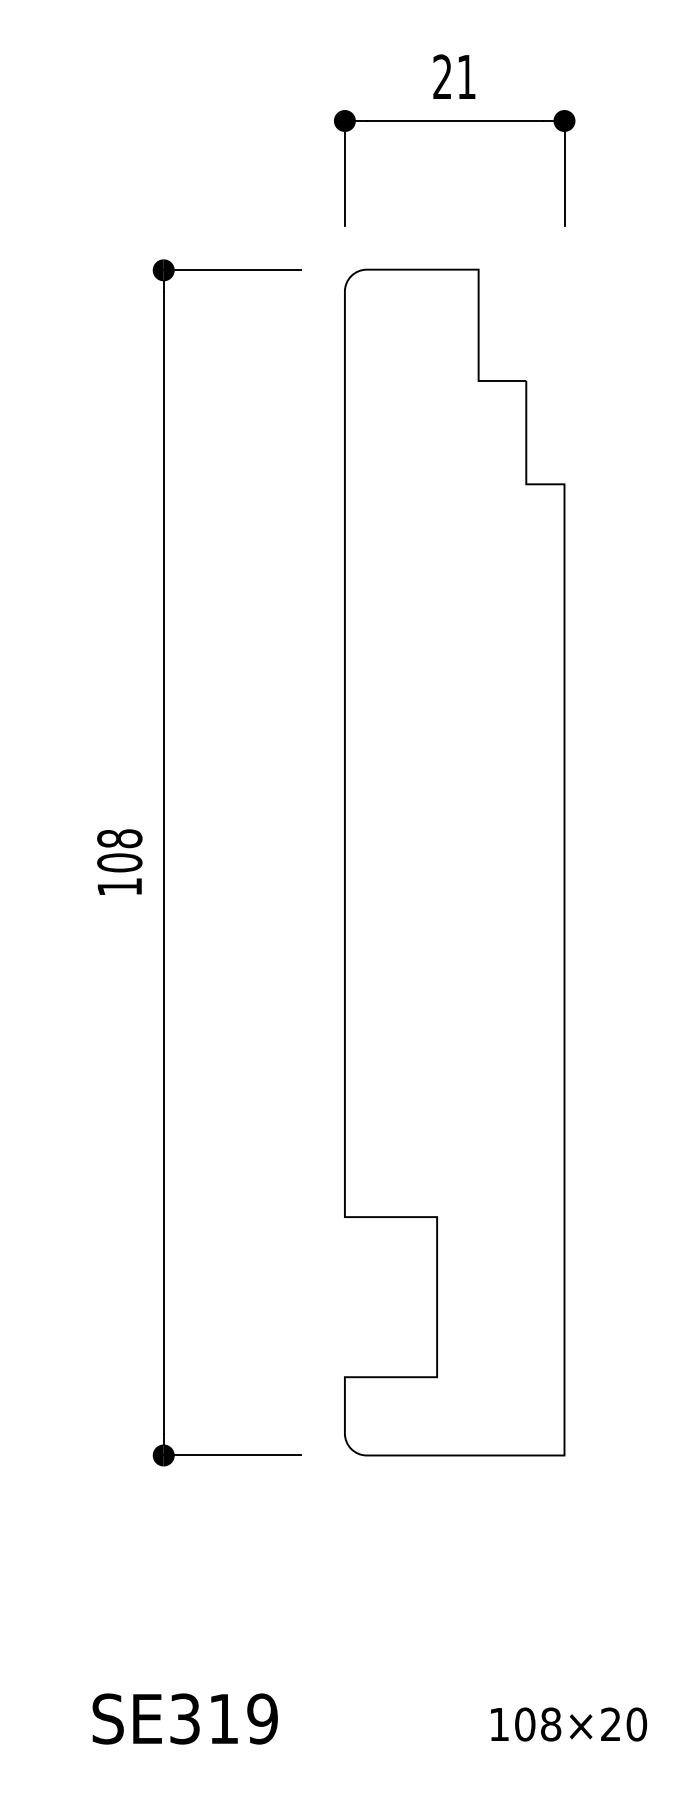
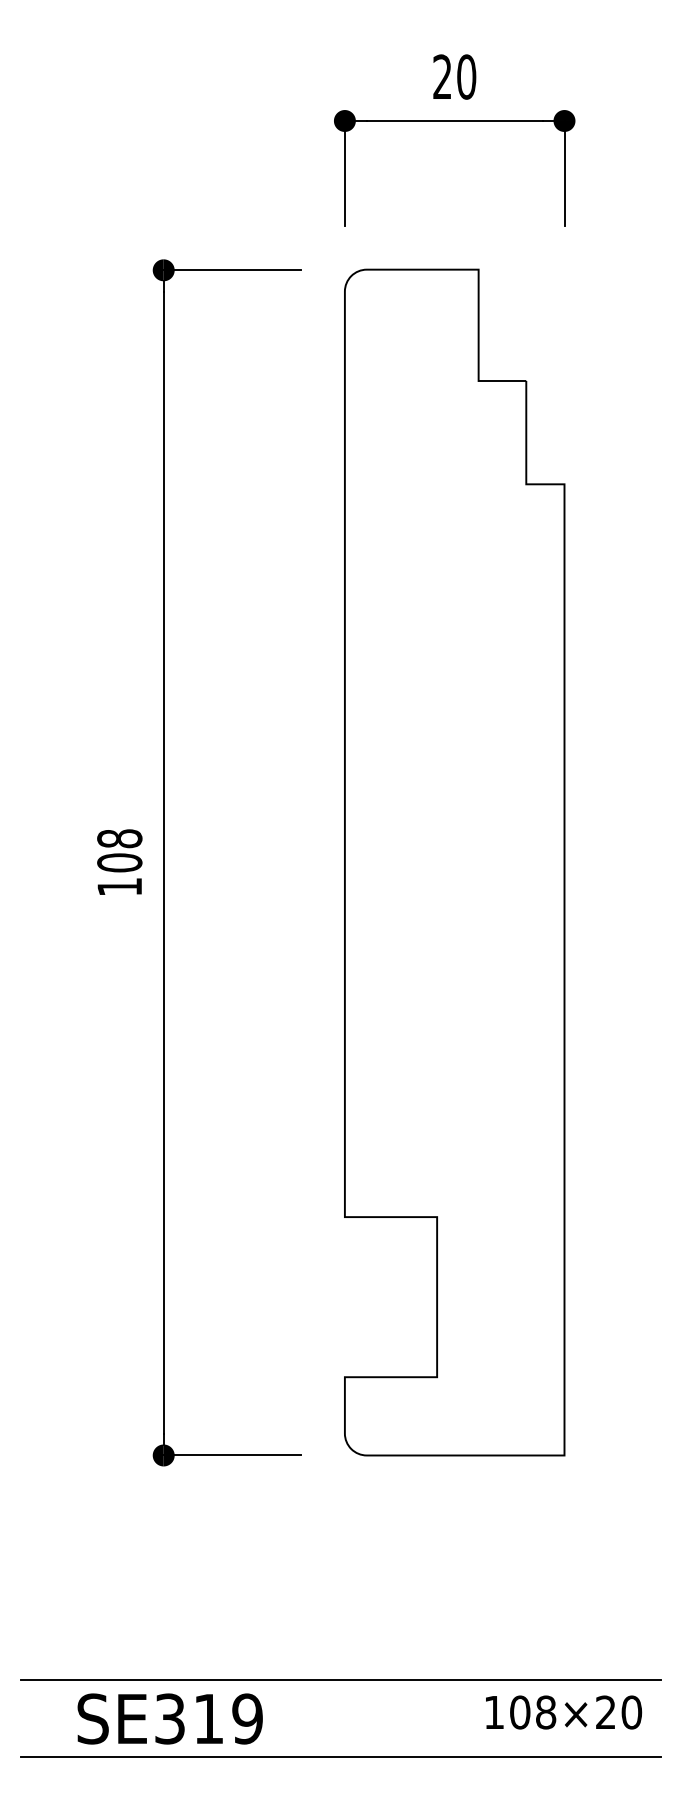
text: 21 -> 20 (466, 76)
line: none -> present (340, 1679)
text position: (184, 1718) -> (169, 1718) (169, 1718)
text position: (569, 1724) -> (564, 1712) (564, 1712)
line: none -> present (340, 1756)
